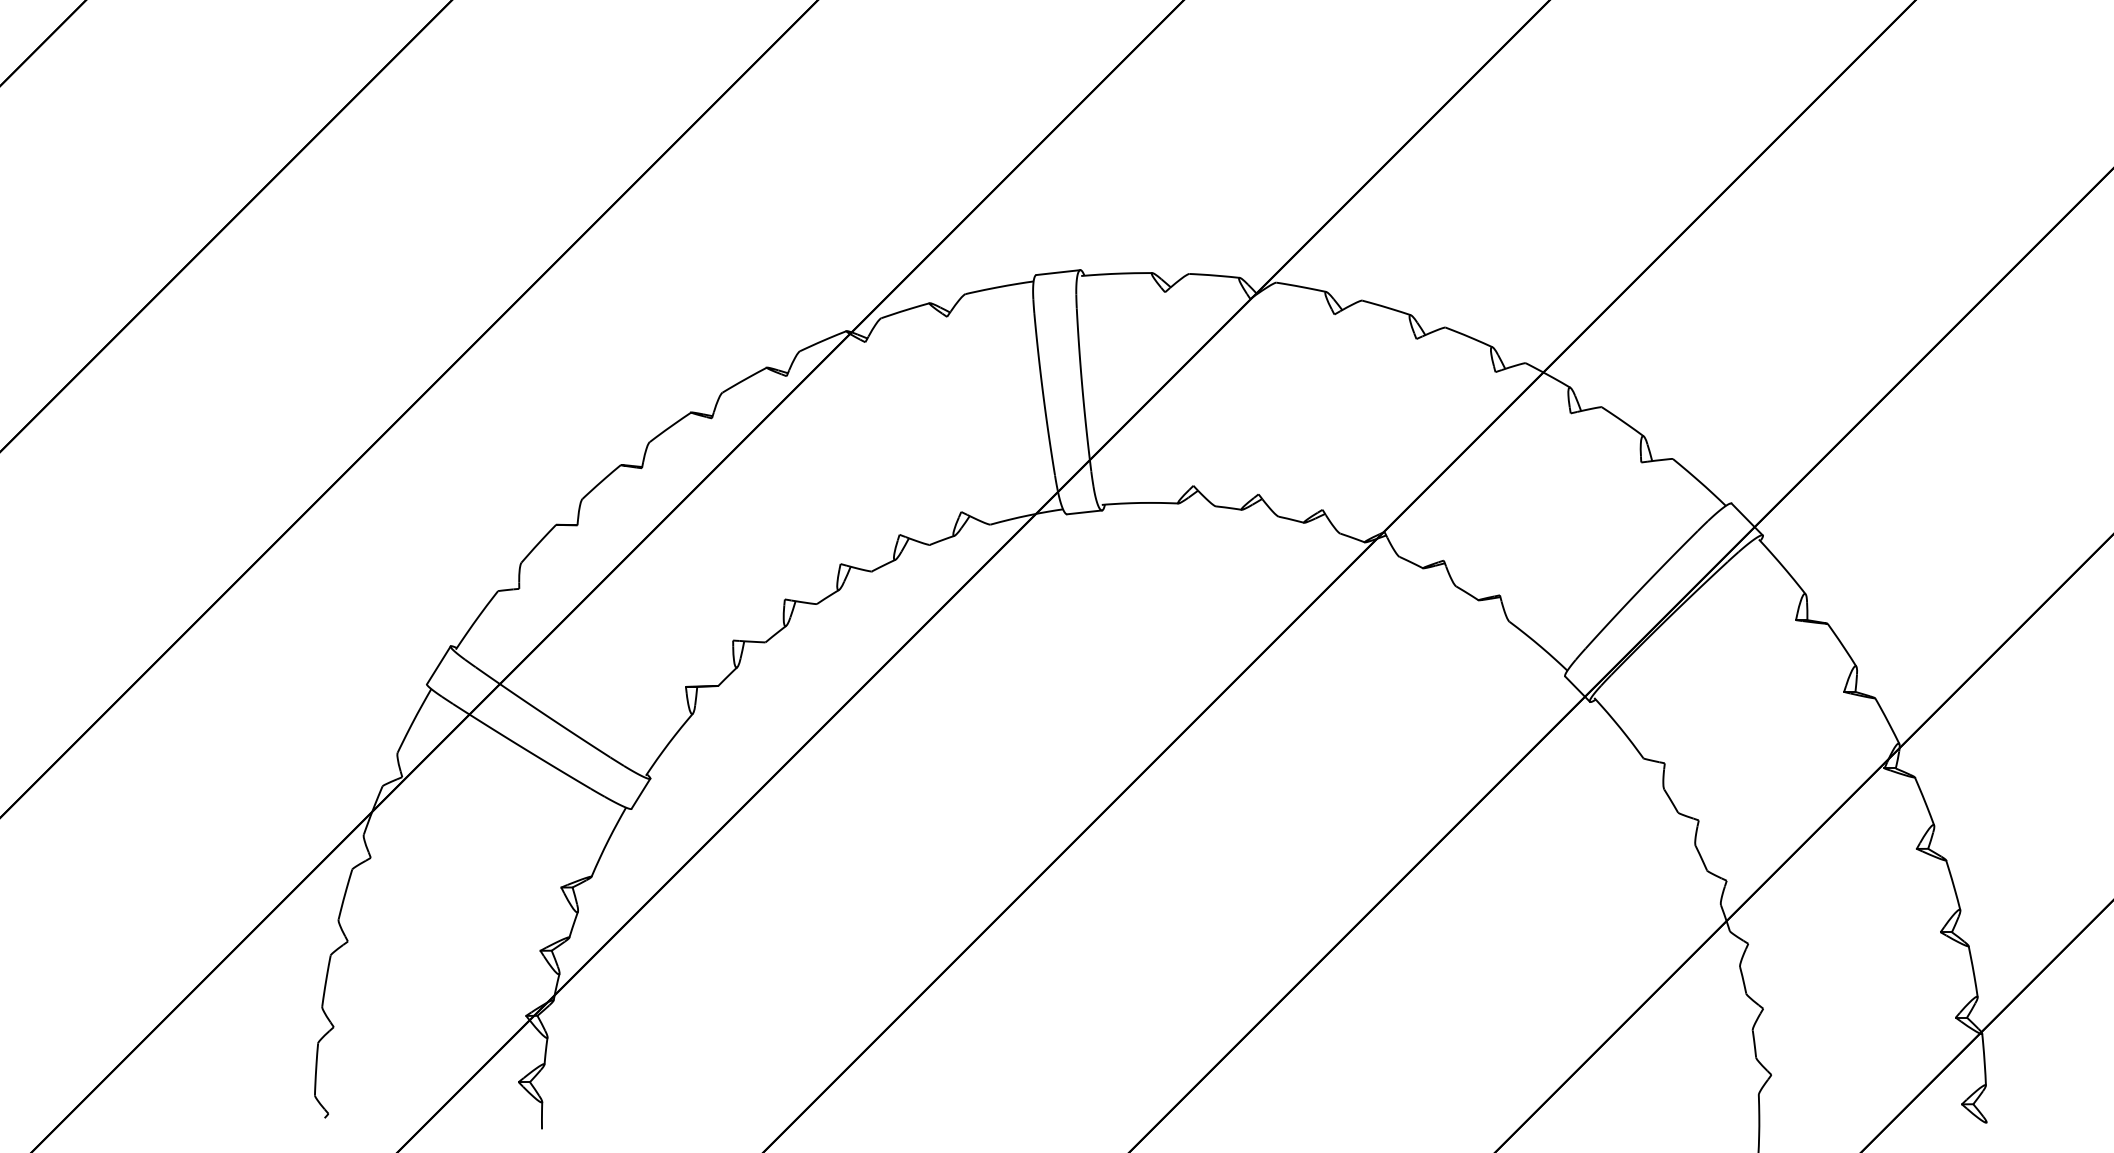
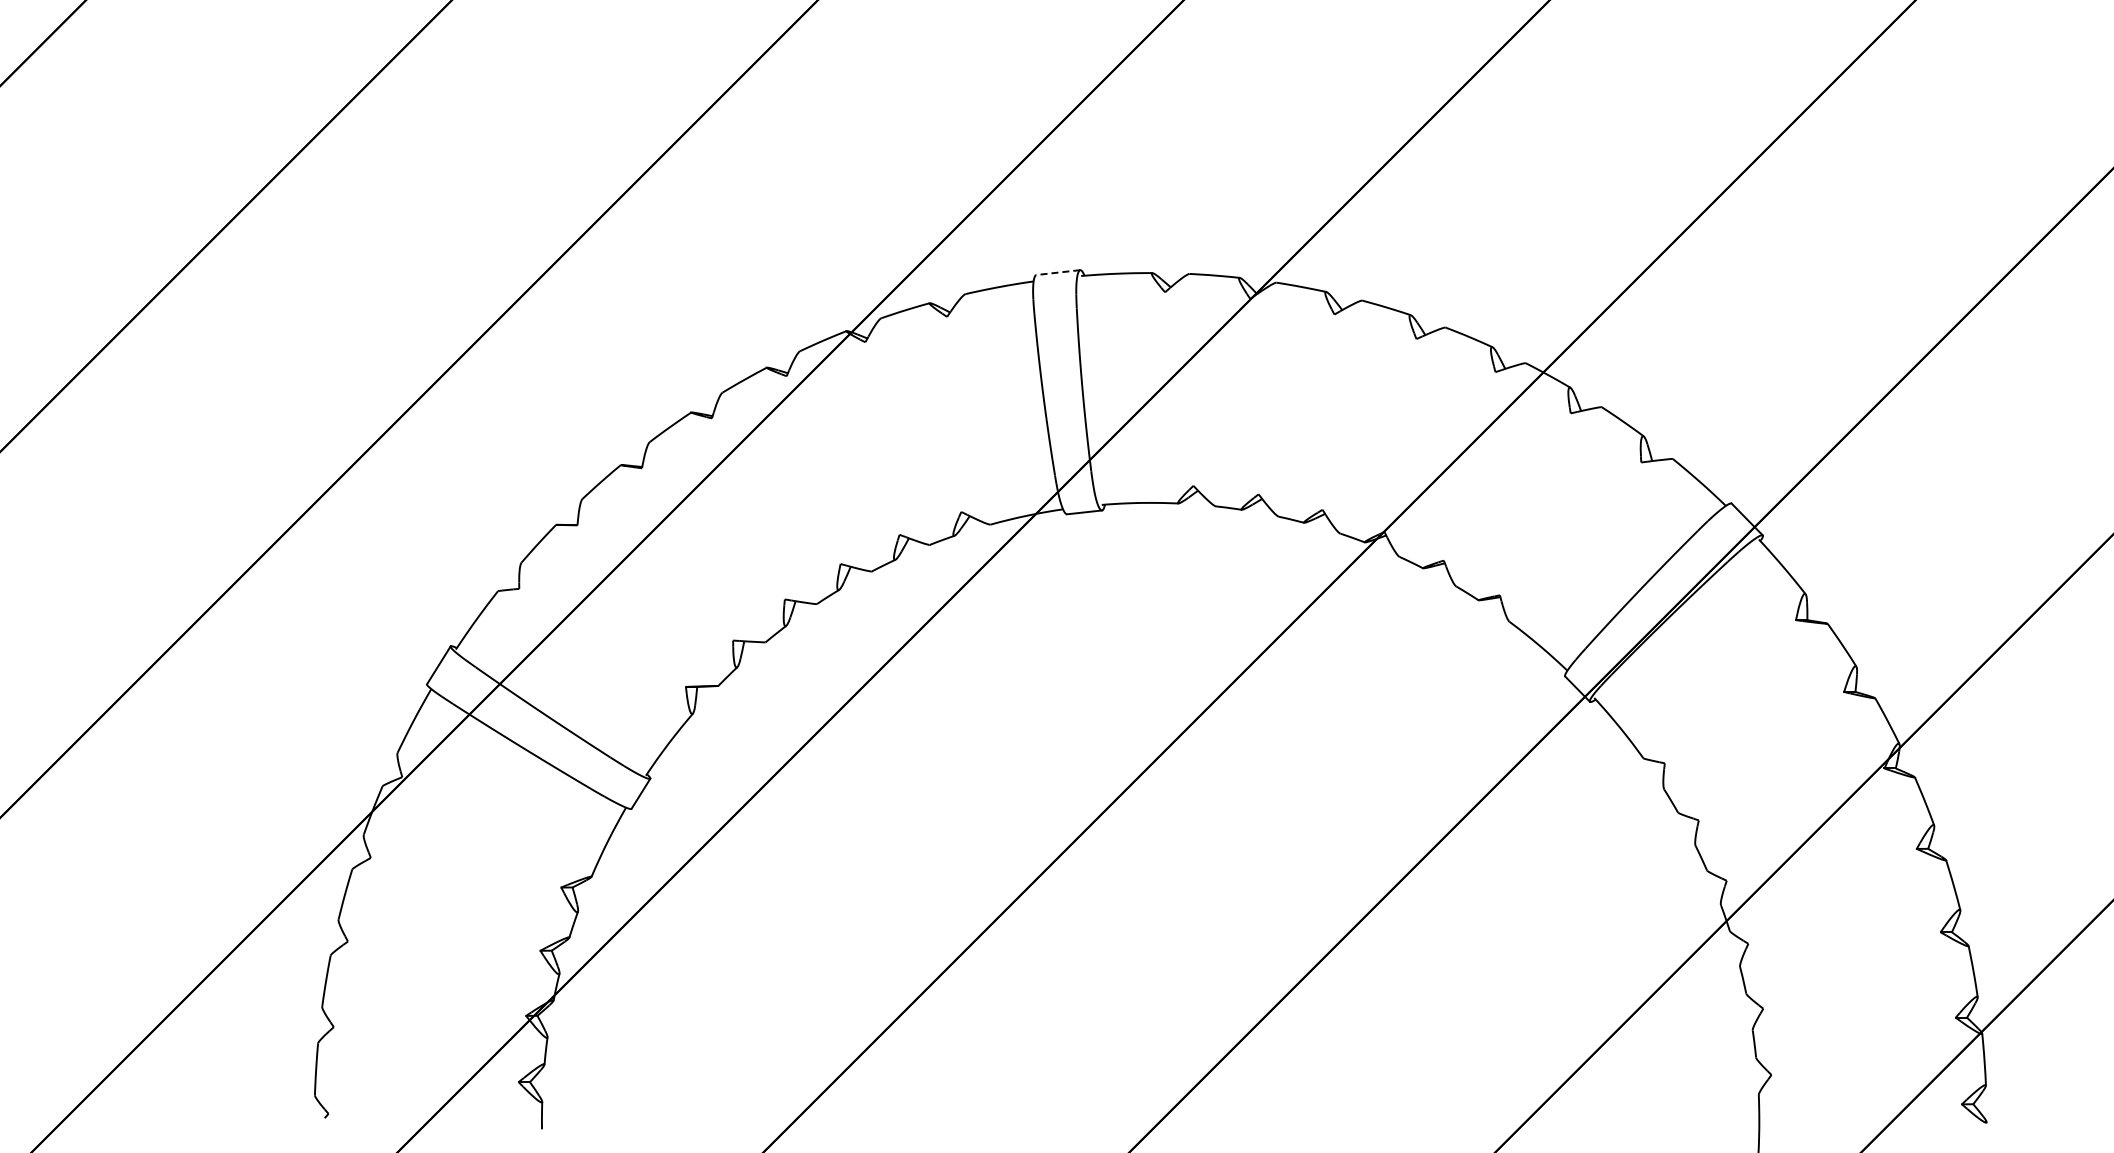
line: solid -> dashed (1057, 272)
